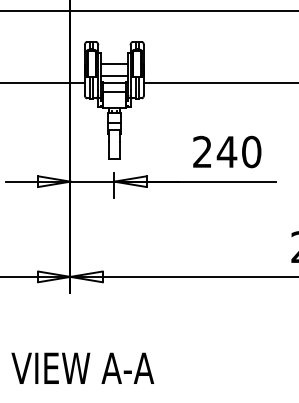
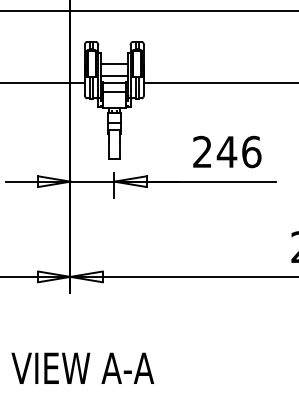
text: 240 -> 246 (251, 151)
